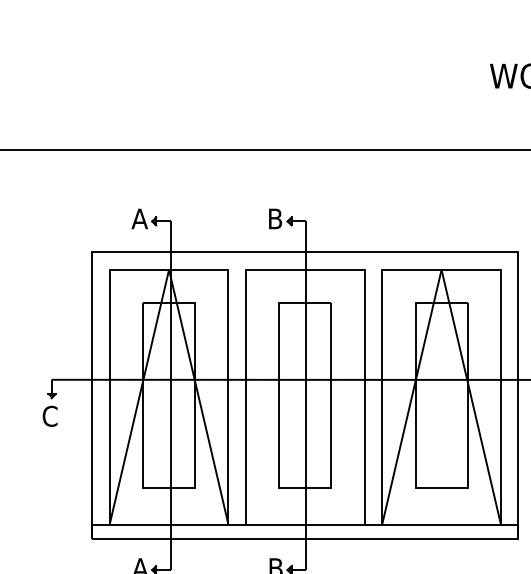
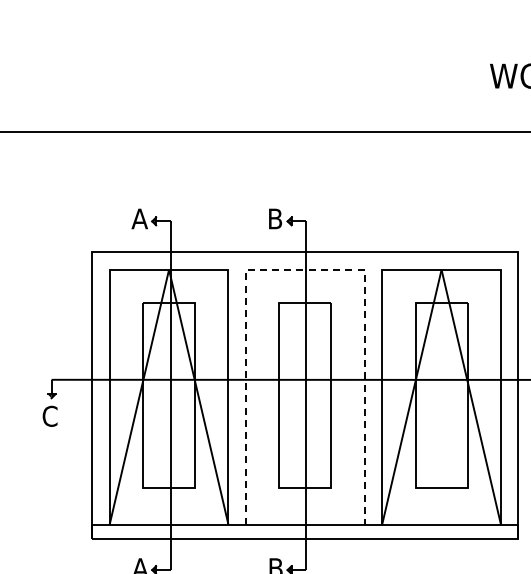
line position: (264, 149) -> (264, 131) (264, 131)
line: solid -> dashed (305, 269)
